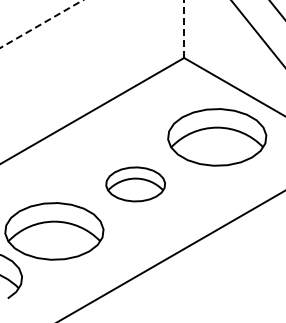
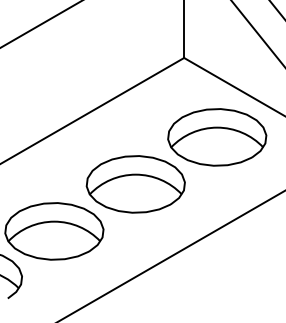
line: dashed -> solid (41, 24)
line: dashed -> solid (184, 29)
part size: 61x37 px -> 101x59 px (135, 184)
